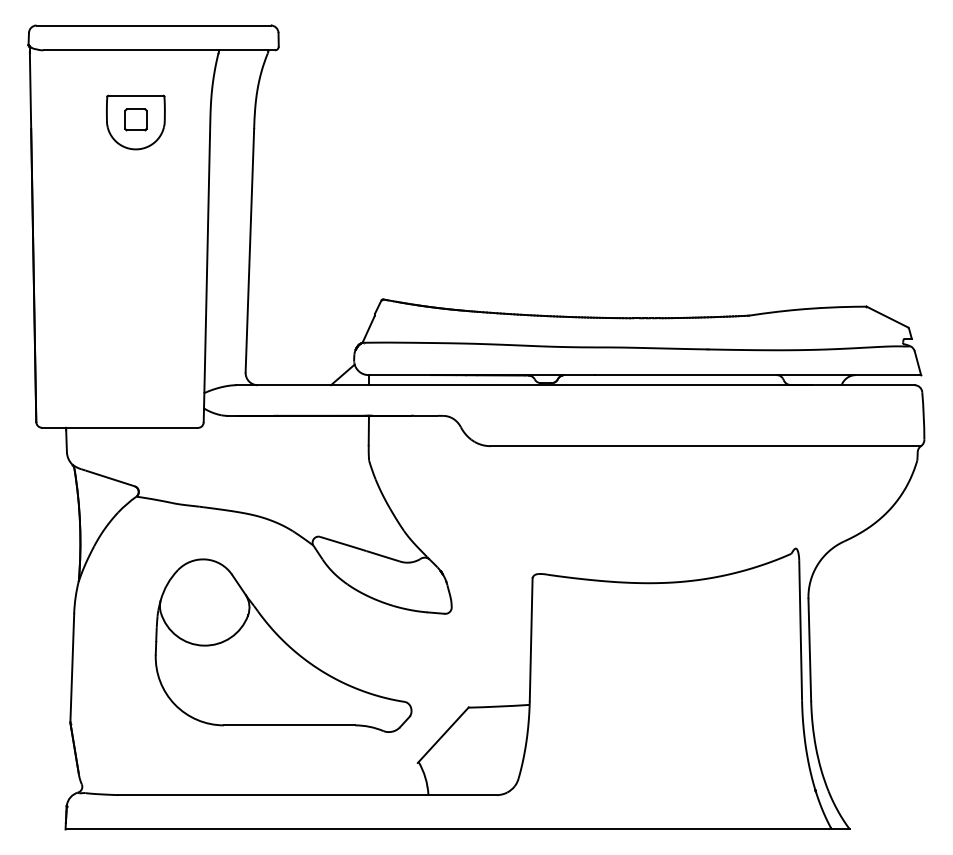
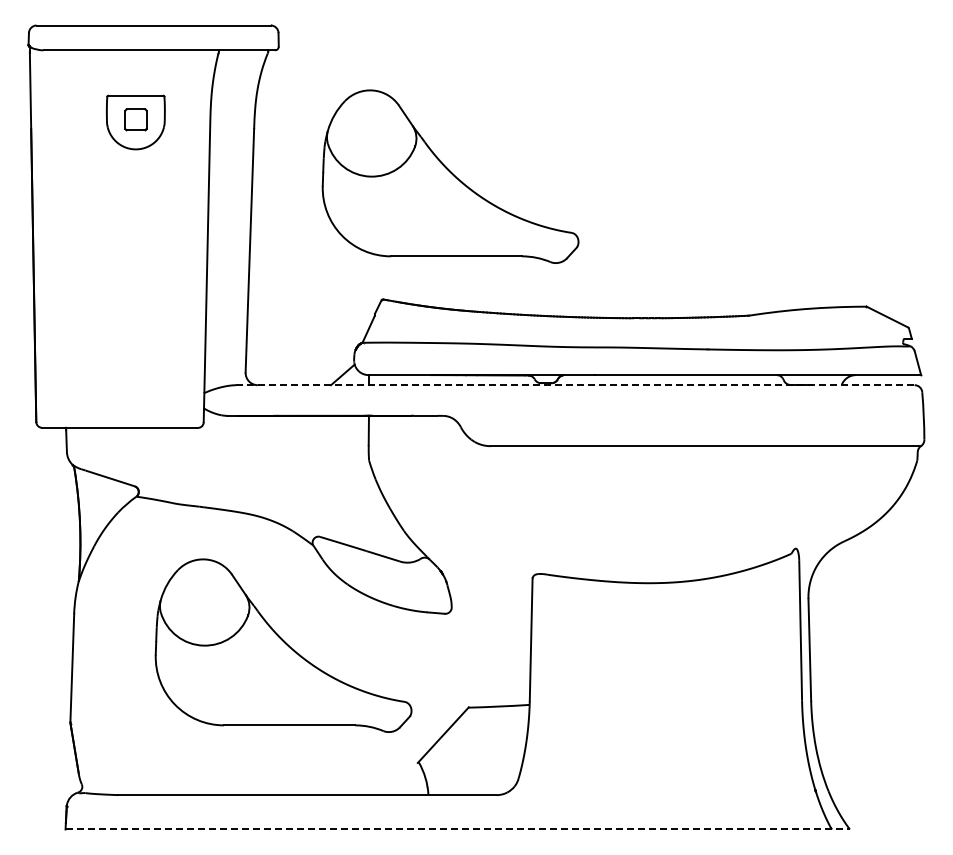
part: none -> present (450, 176)
line: solid -> dashed (575, 385)
line: solid -> dashed (458, 829)
